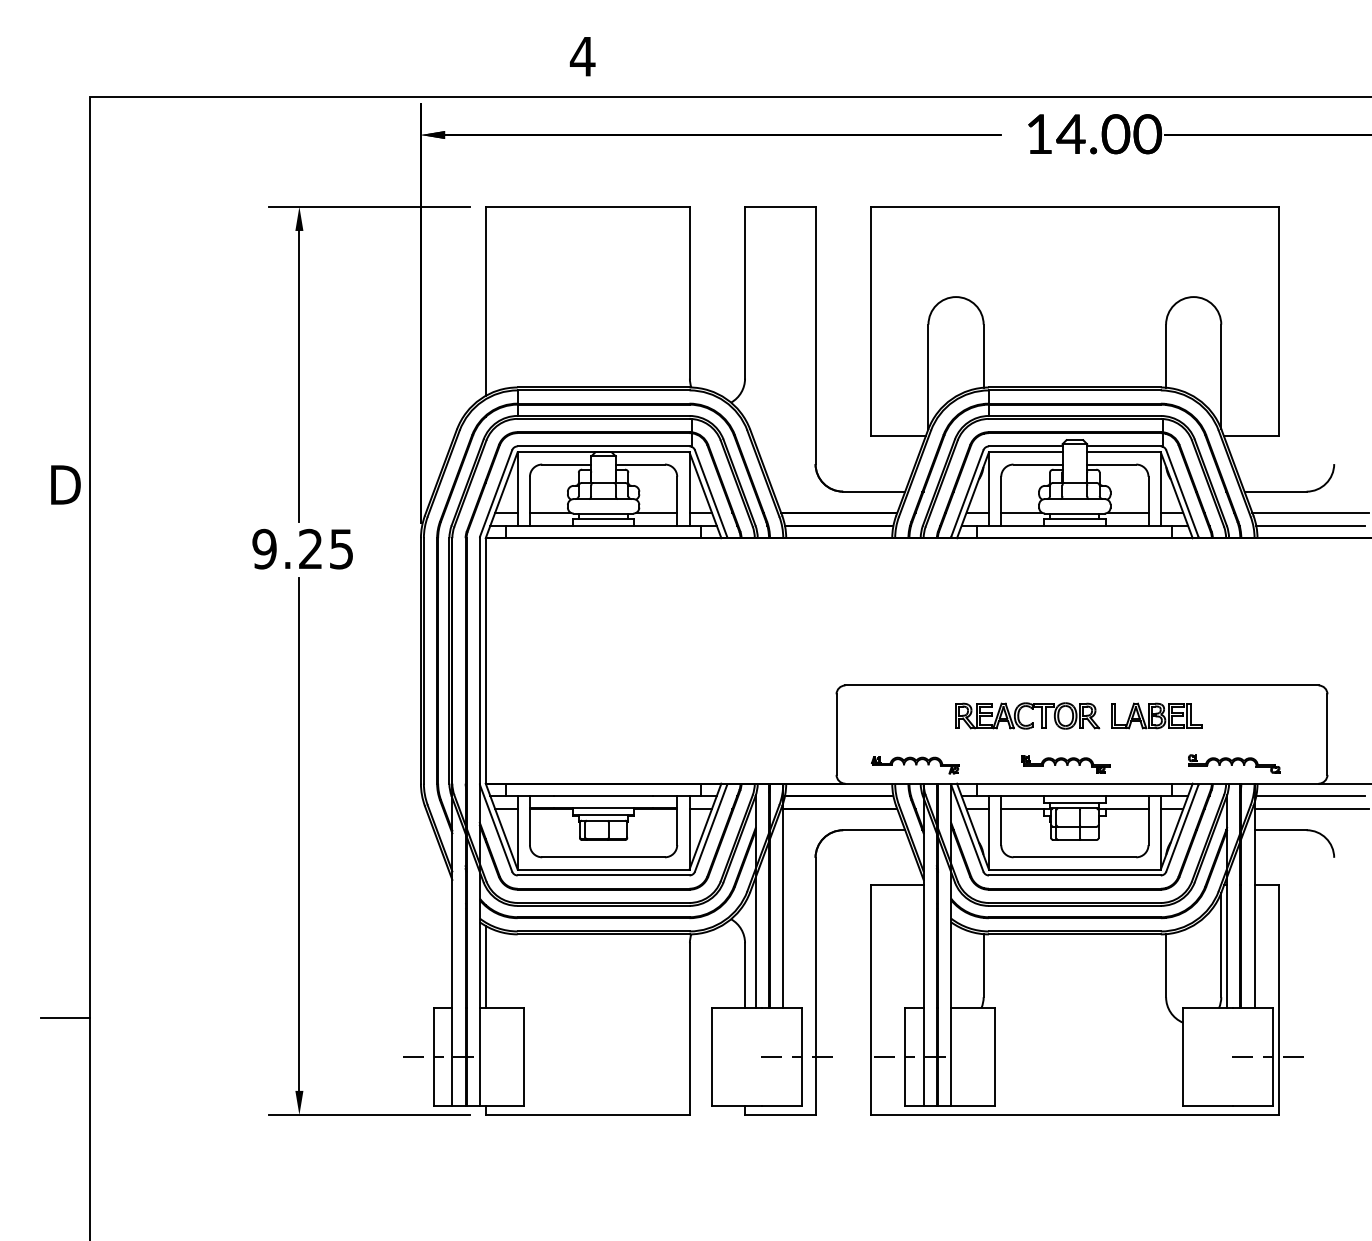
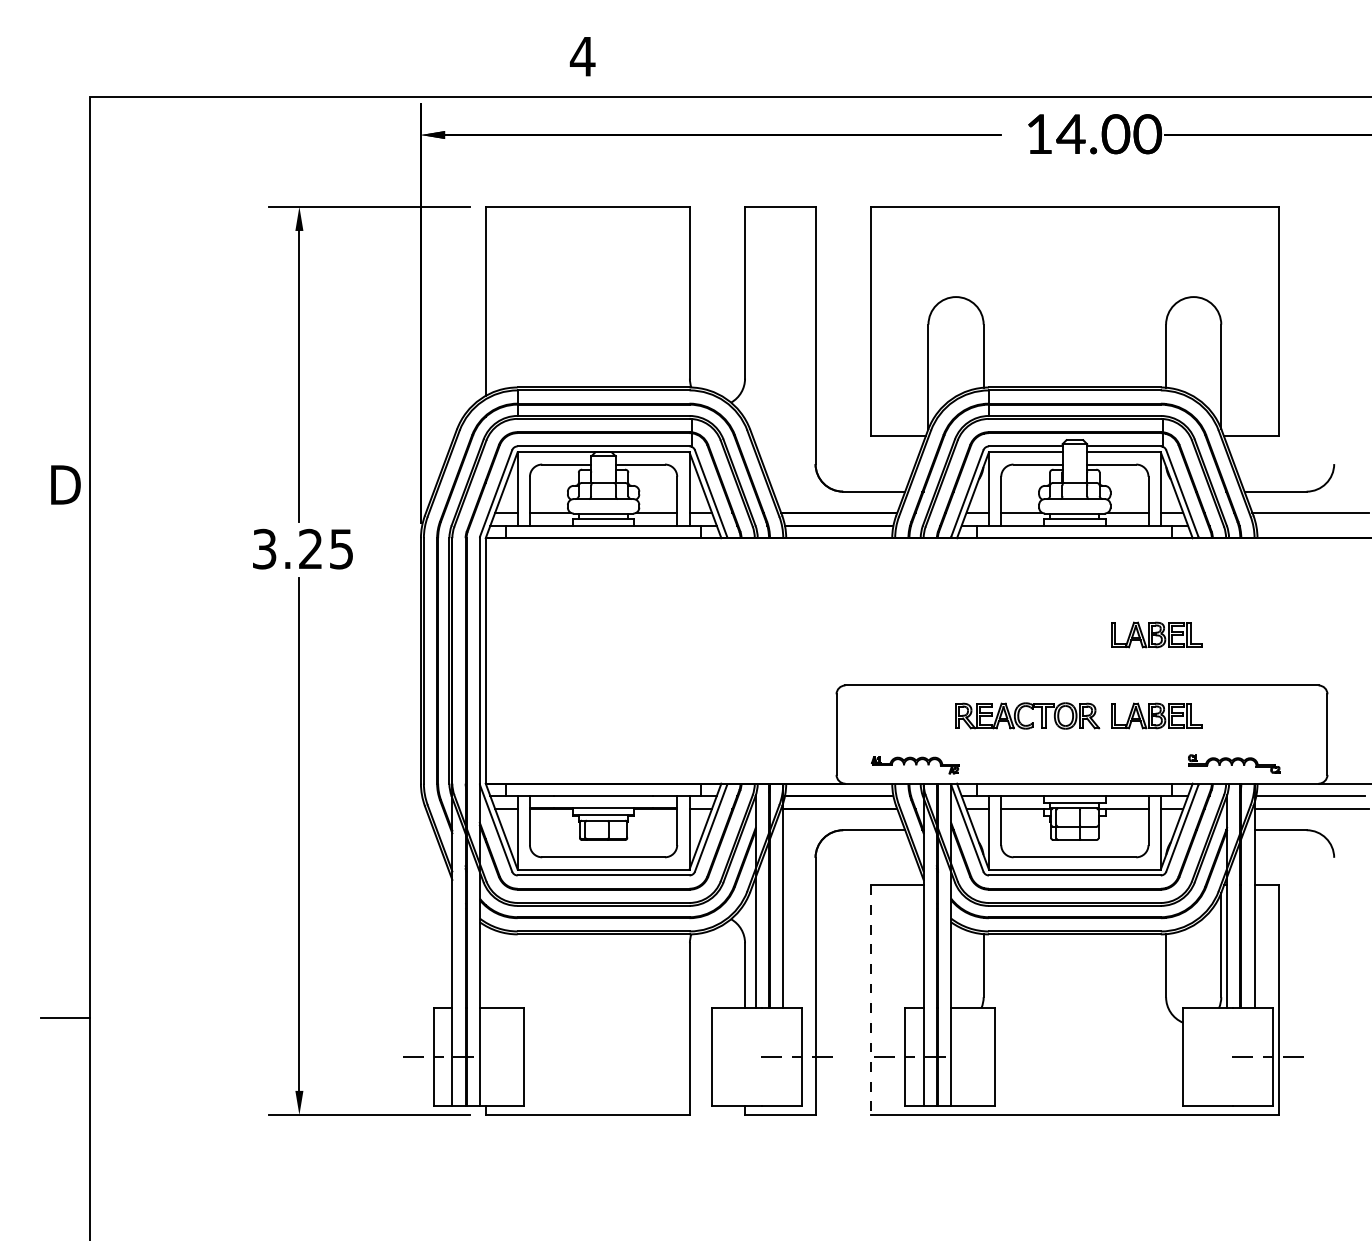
line: present -> none (1310, 525)
text: 9.25 -> 3.25 (264, 549)
part: none -> present (1156, 634)
part: present -> none (1065, 764)
line: present -> none (485, 967)
line: solid -> dashed (870, 1000)
